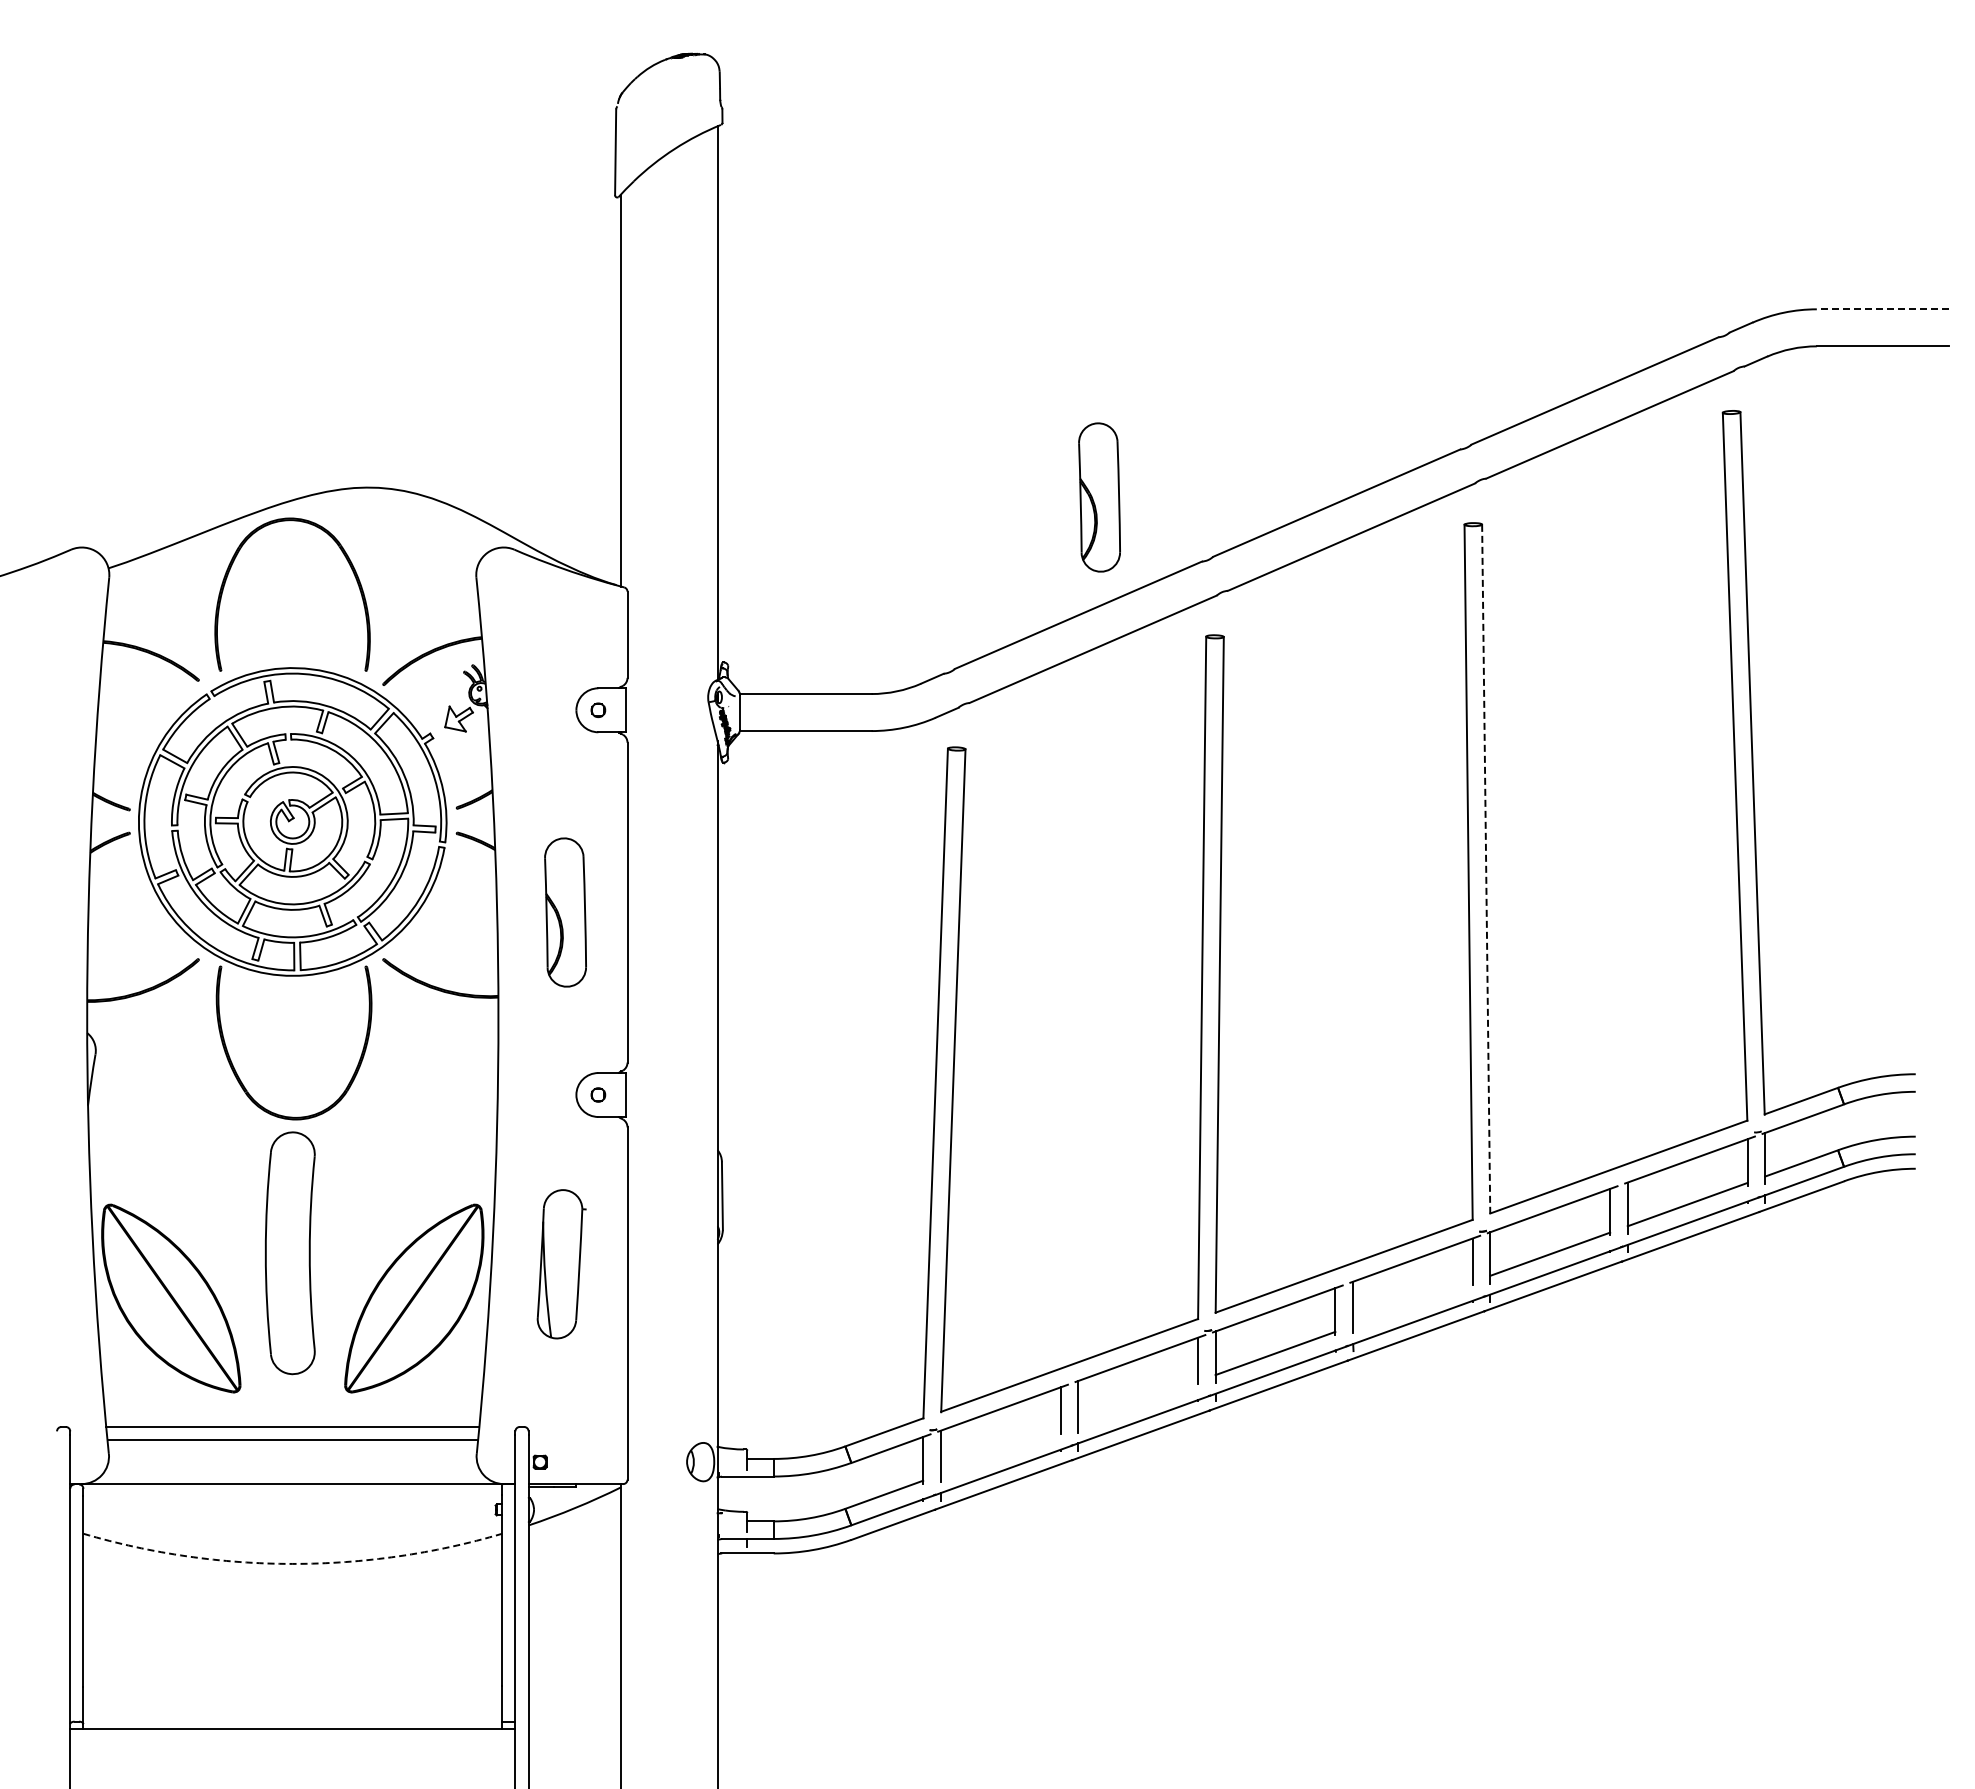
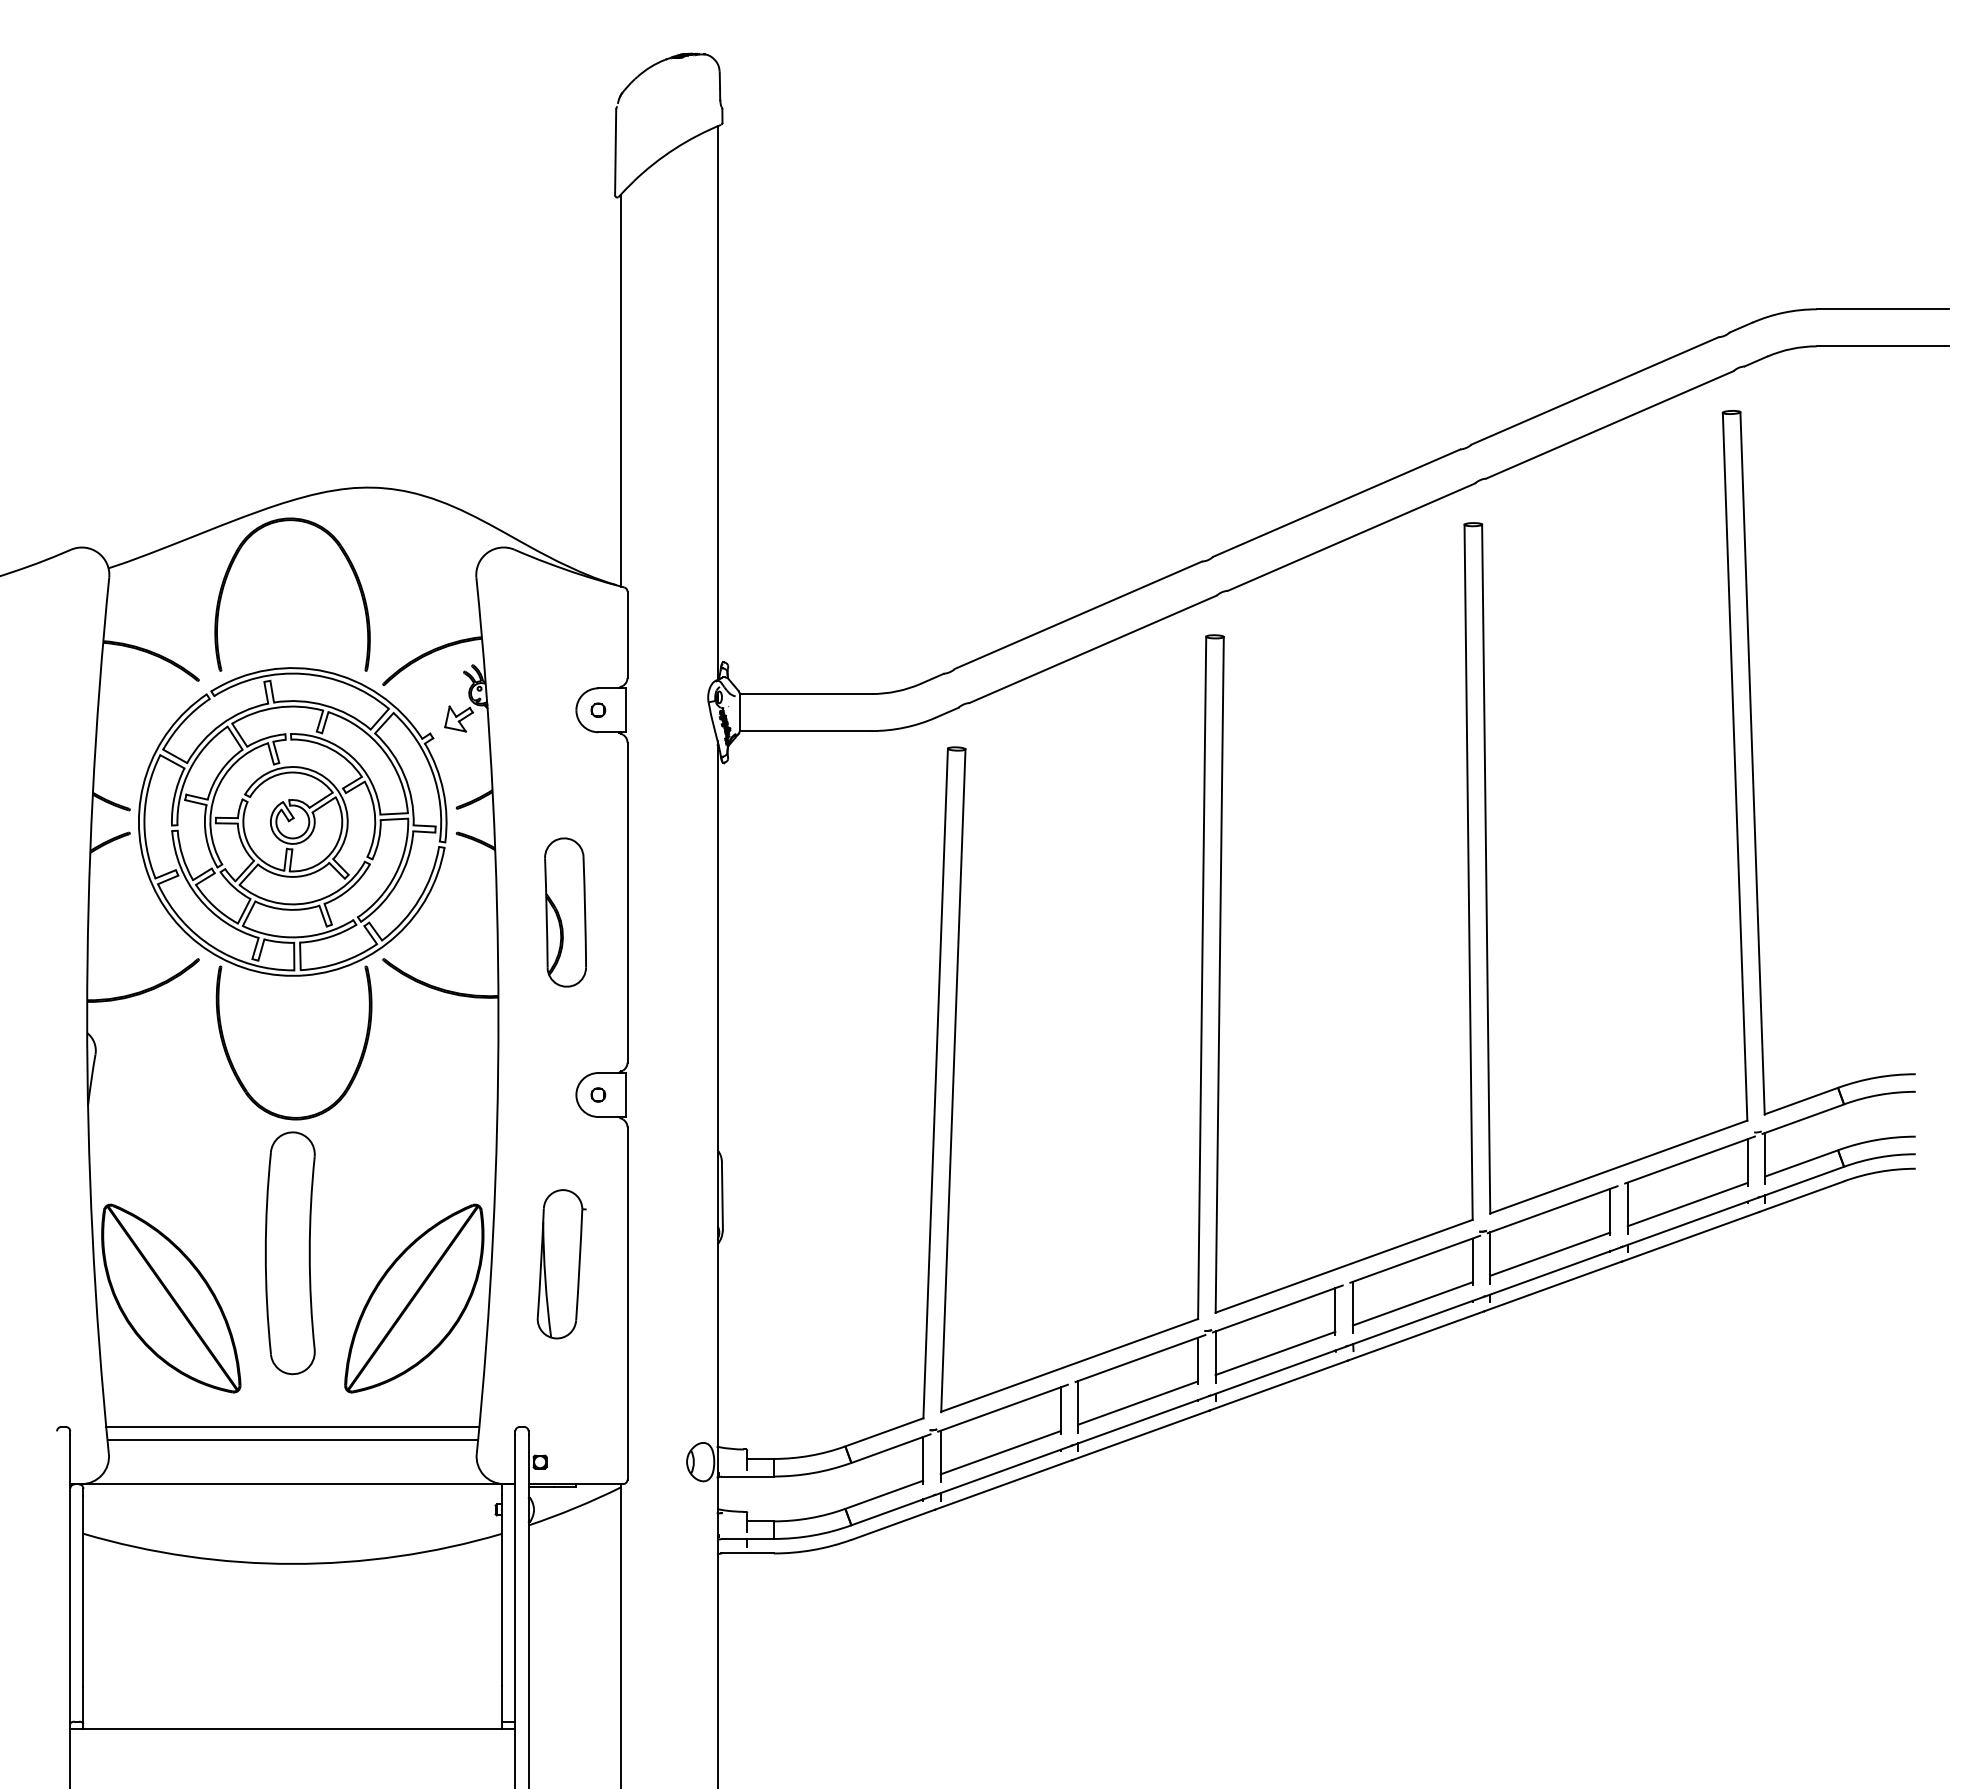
line: dashed -> solid (1882, 309)
part: present -> none (1099, 497)
line: dashed -> solid (1486, 869)
line: none -> present (1412, 1303)
line: none -> present (1137, 1402)
line: none -> present (1000, 1452)
arc: dashed -> solid (292, 1563)
